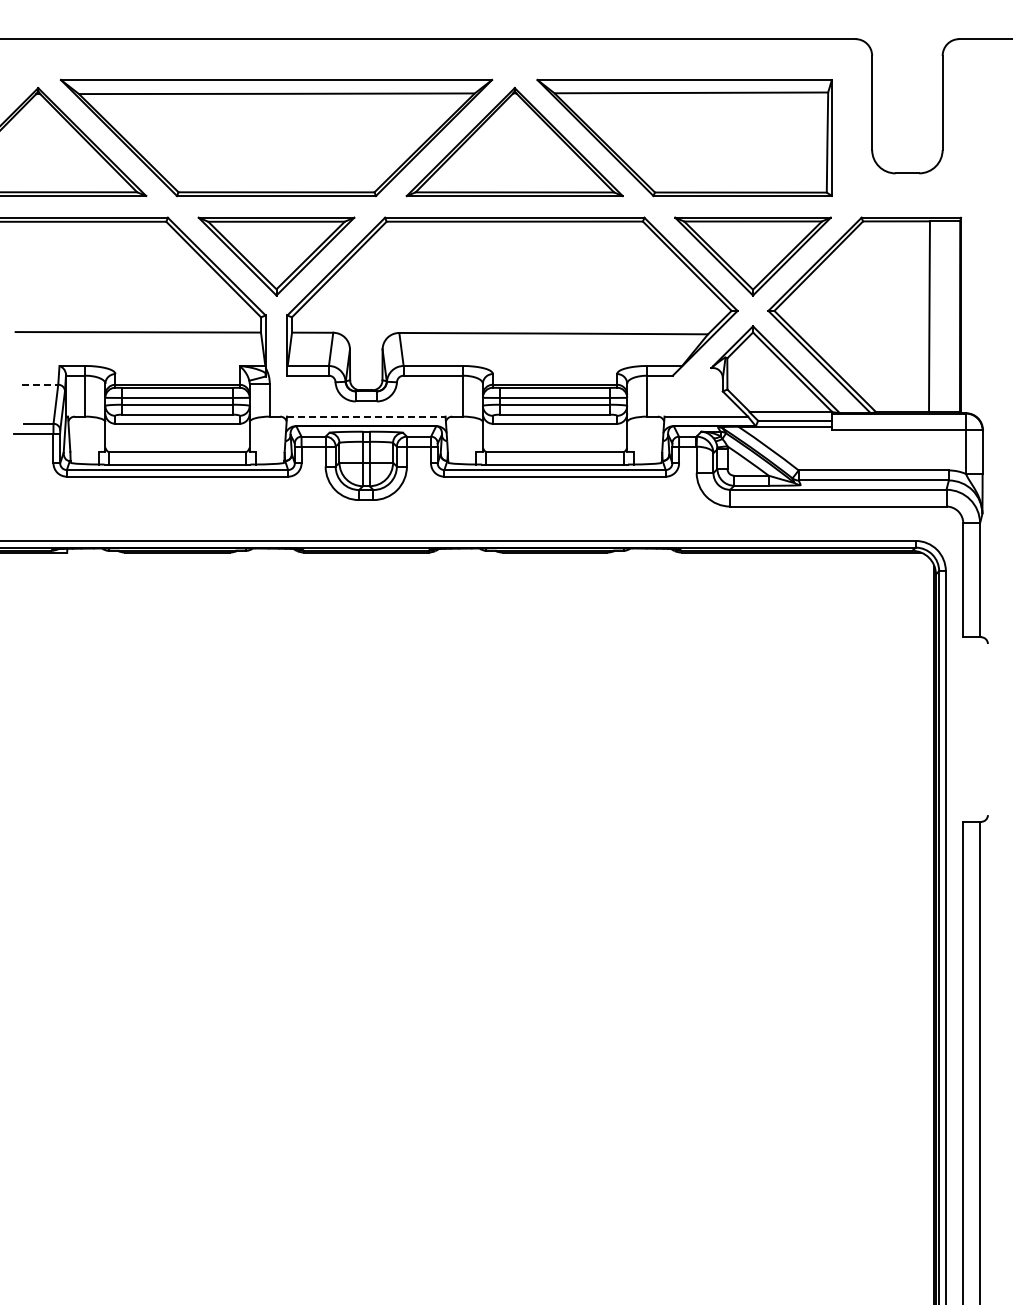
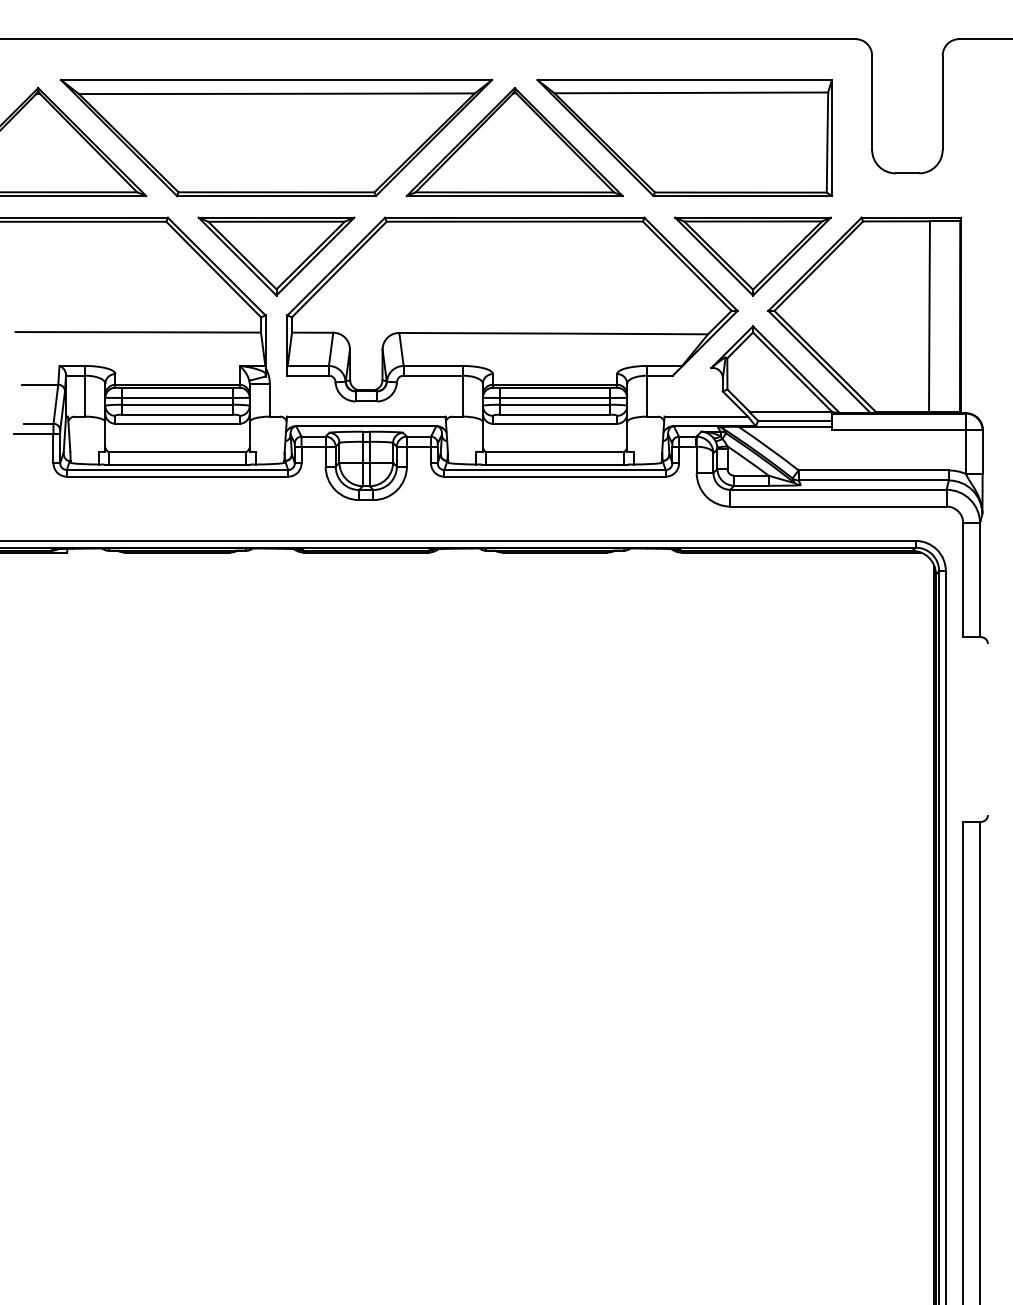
line: dashed -> solid (40, 384)
line: dashed -> solid (366, 416)
